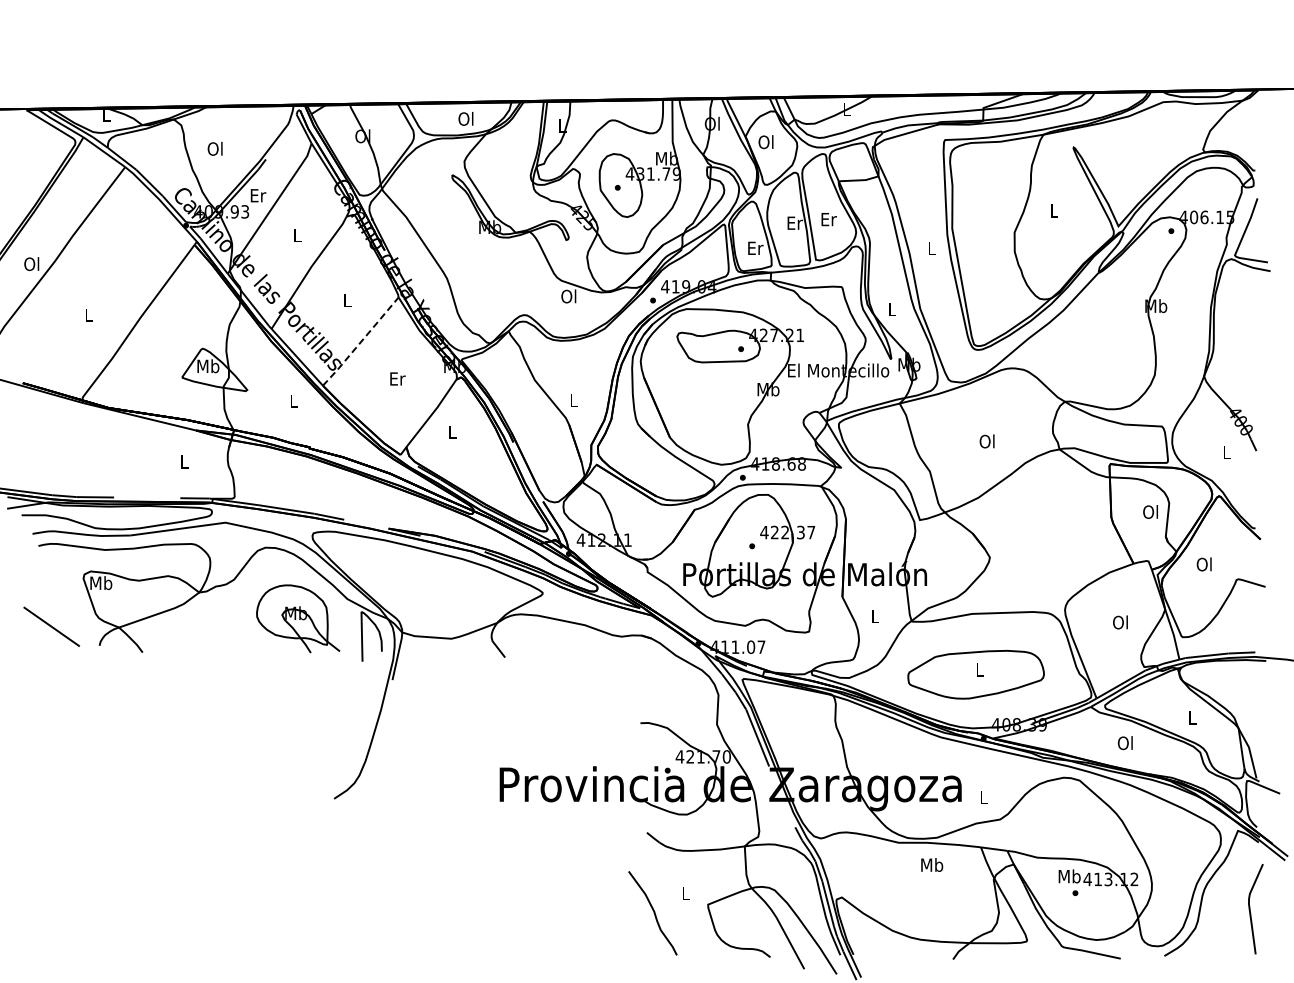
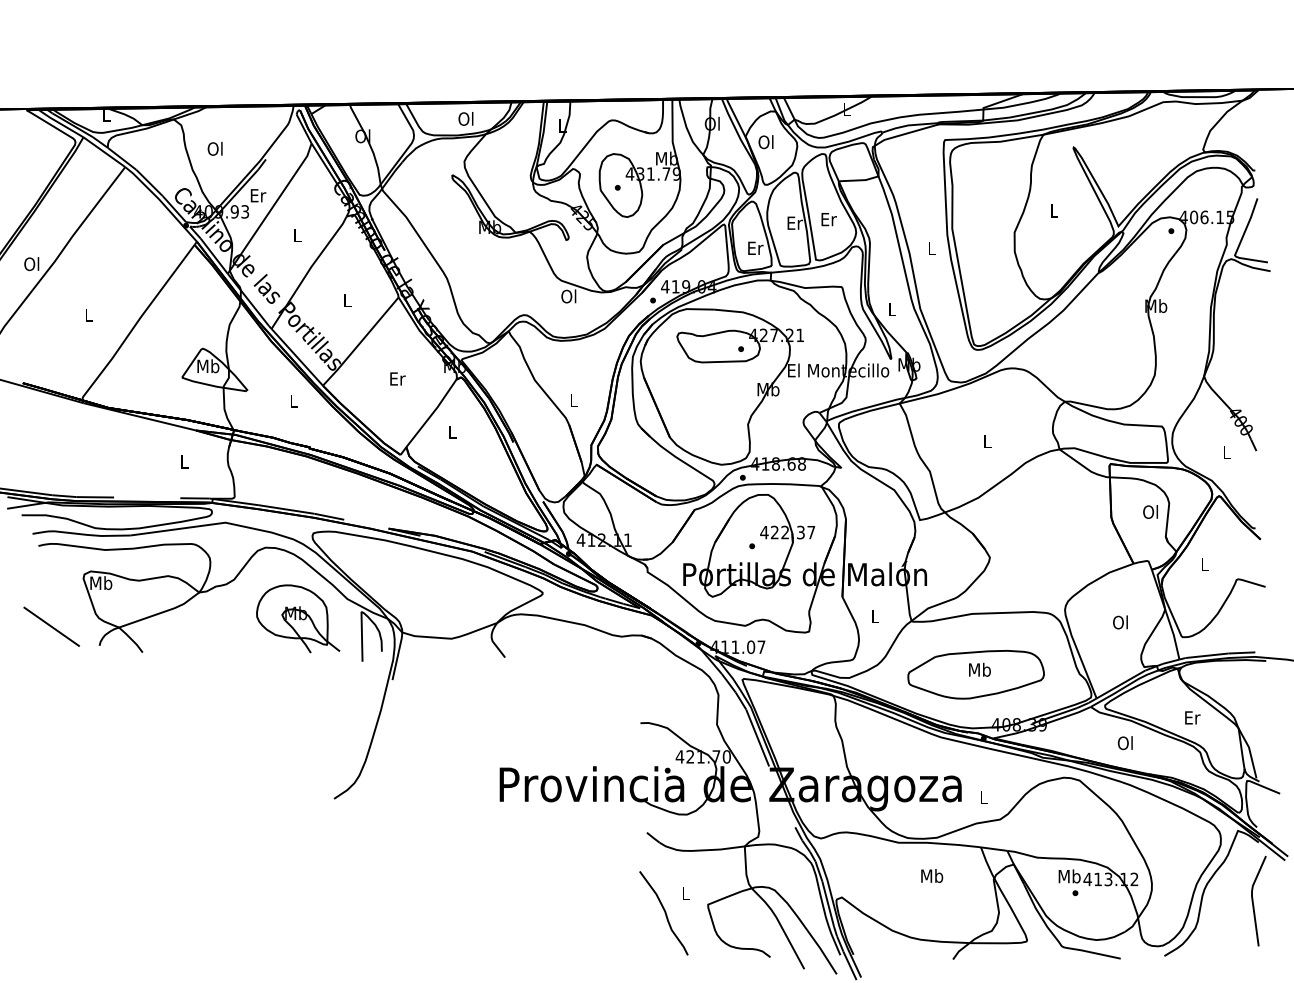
line: dashed -> solid (360, 342)
text: Ol -> L (986, 441)
text: Ol -> L (1203, 564)
text: L -> Mb (979, 669)
text: L -> Er (1192, 717)
text position: (932, 864) -> (932, 875) (932, 875)
line position: (1250, 909) -> (1253, 901) (1253, 901)
curve position: (653, 913) -> (664, 913) (664, 913)
